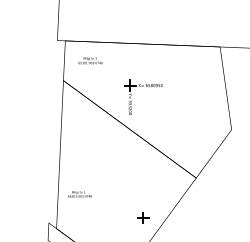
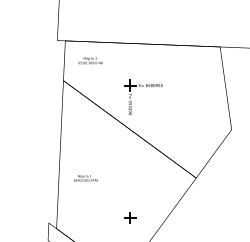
text position: (79, 194) -> (85, 178) (85, 178)
part position: (143, 217) -> (130, 217) (130, 217)
